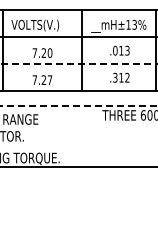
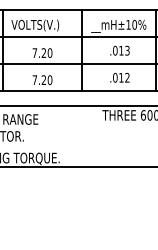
text: __mH±13% -> __mH±10% (134, 24)
line: dashed -> solid (78, 64)
text: .312 -> .012 (115, 77)
text: 7.27 -> 7.20 (49, 79)
line: dashed -> solid (78, 106)
